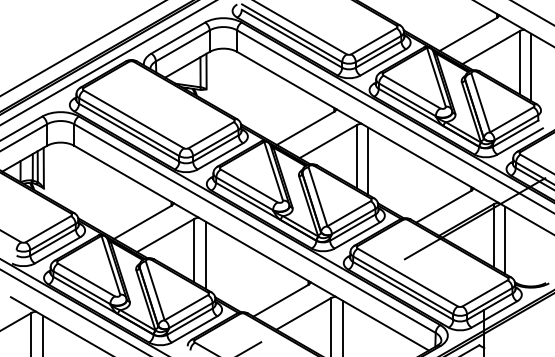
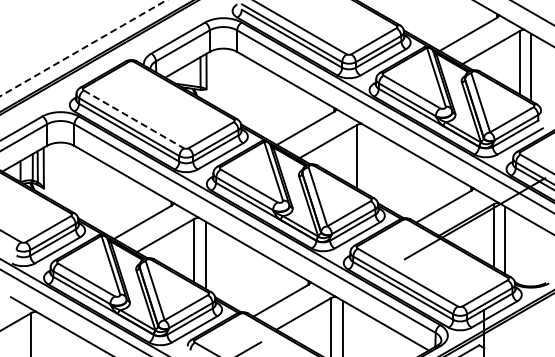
line: solid -> dashed (83, 48)
line: present -> none (107, 63)
line: solid -> dashed (133, 119)
line: present -> none (368, 161)
line: present -> none (42, 334)
